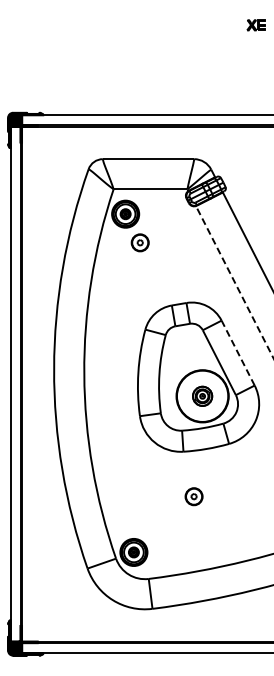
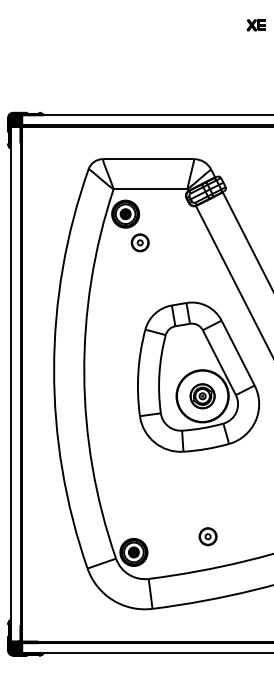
line: dashed -> solid (234, 281)
line: dashed -> solid (237, 352)
part size: 22x22 px -> 27x27 px (202, 396)
part position: (193, 496) -> (207, 536) (207, 536)
